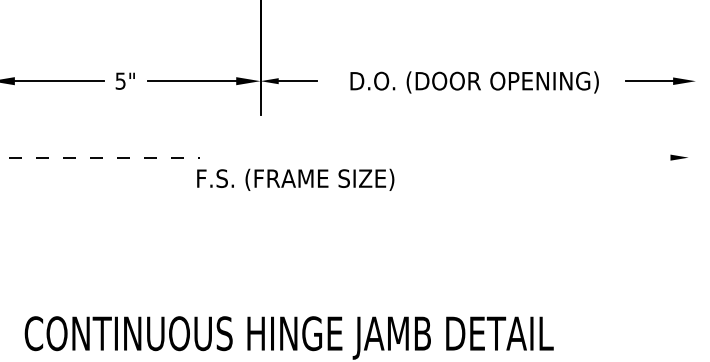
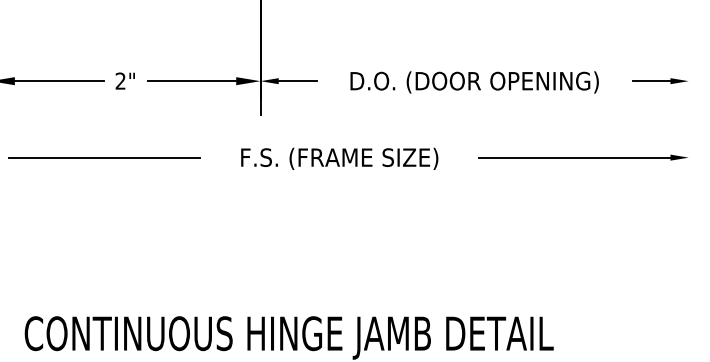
text: 5" -> 2" (120, 80)
part size: 71x8 px -> 56x6 px (659, 80)
line: dashed -> solid (104, 157)
line: none -> present (574, 157)
text position: (295, 179) -> (339, 158) (339, 158)
